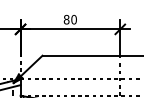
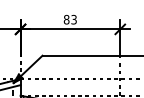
text: 80 -> 83 (73, 19)
